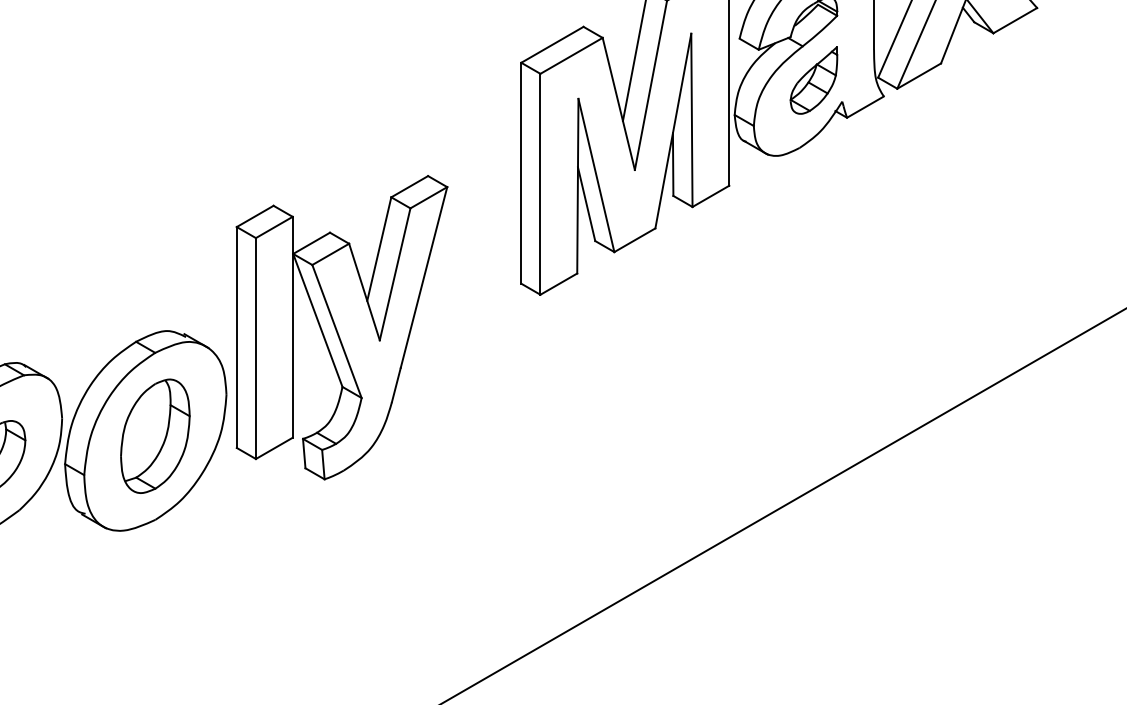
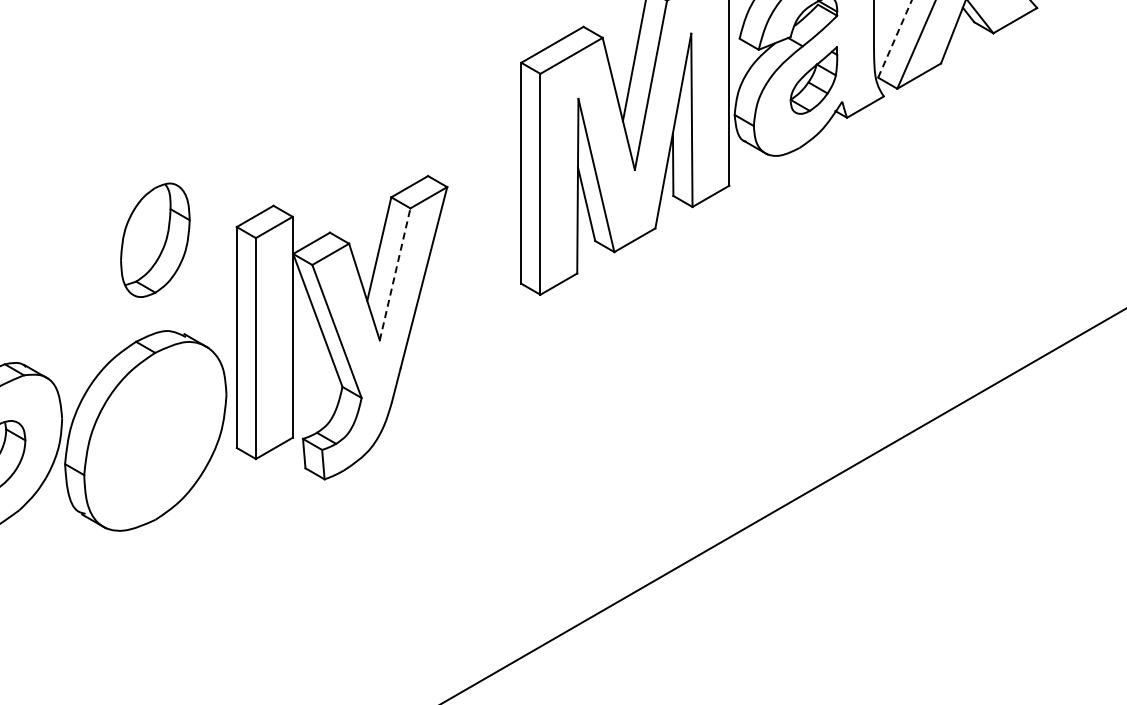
line: solid -> dashed (895, 38)
line: solid -> dashed (395, 274)
part position: (155, 435) -> (155, 239) (155, 239)
